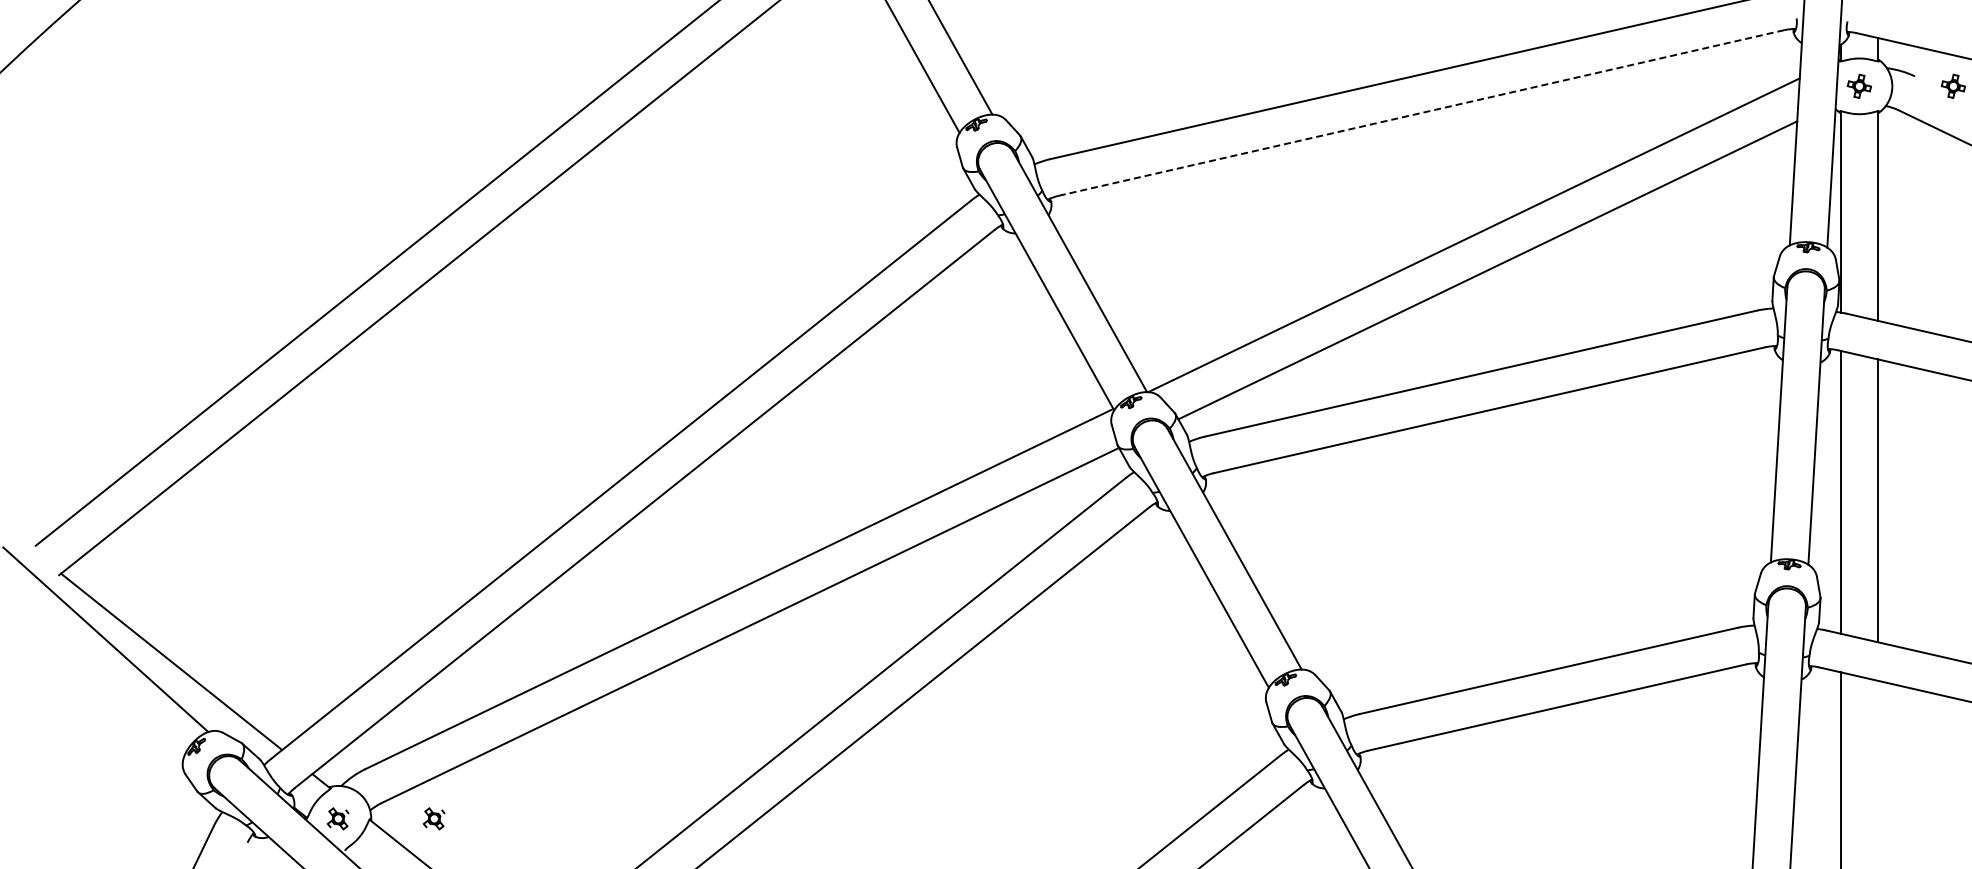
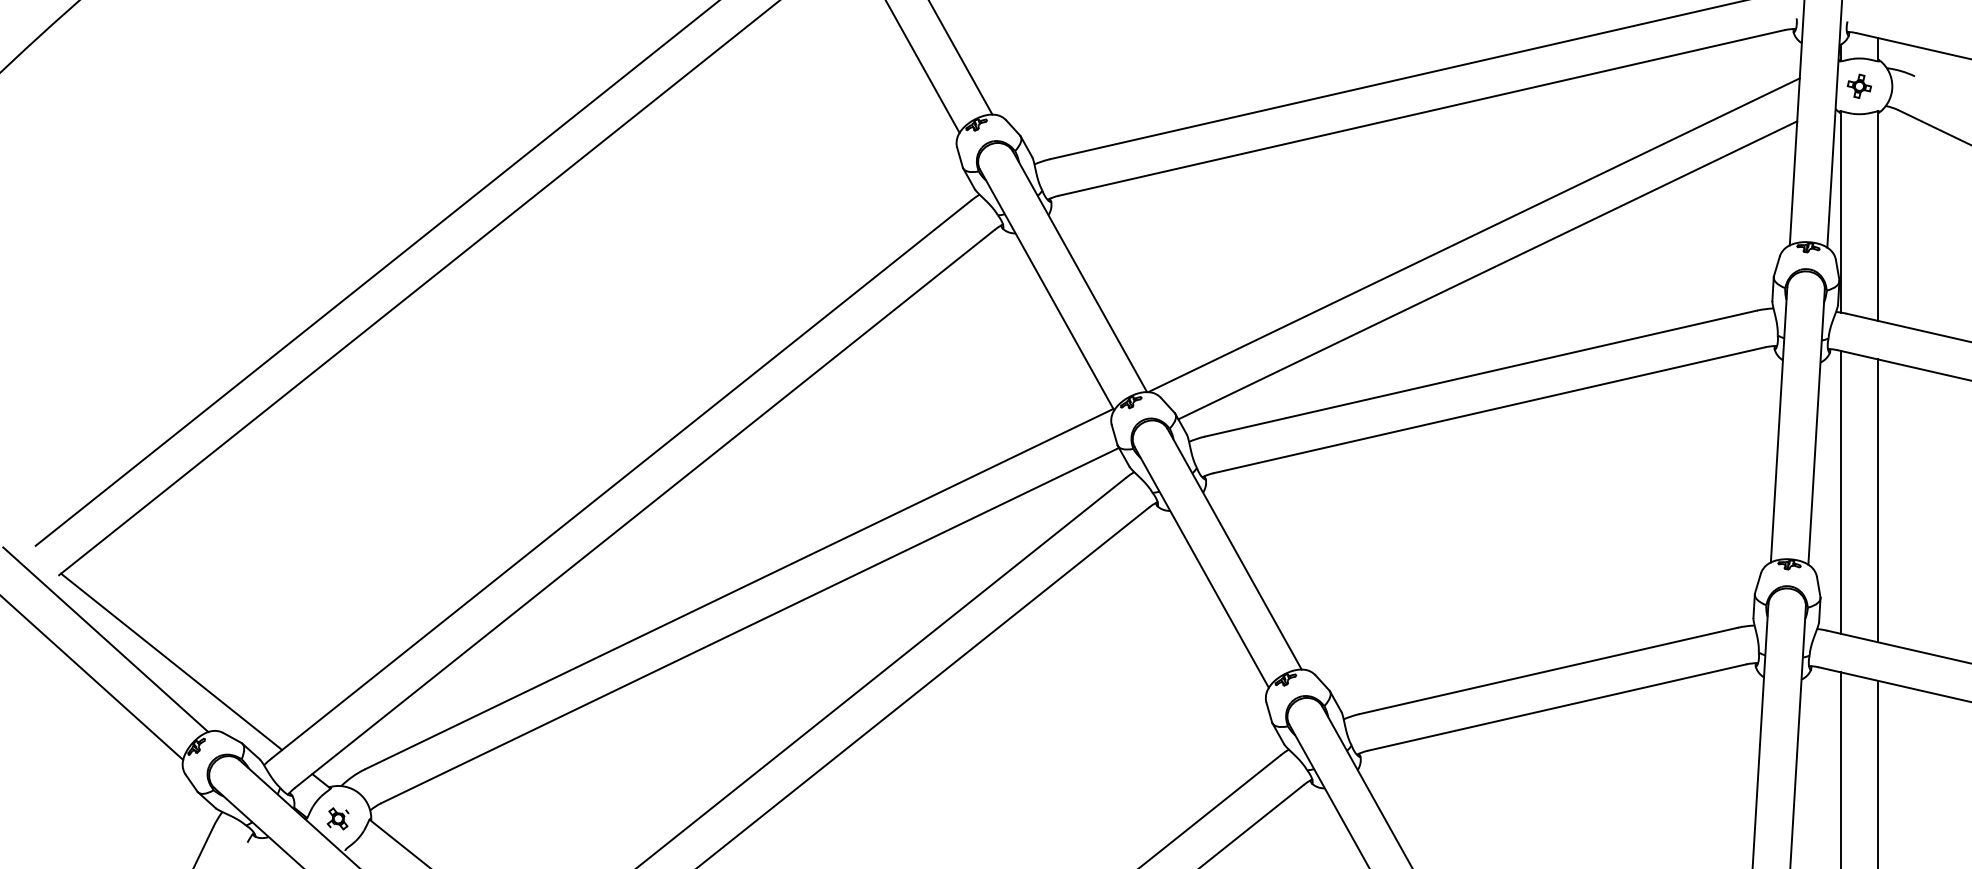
part: present -> none (1952, 85)
line: dashed -> solid (1421, 113)
line: none -> present (92, 678)
line: none -> present (1878, 772)
part: present -> none (433, 818)
